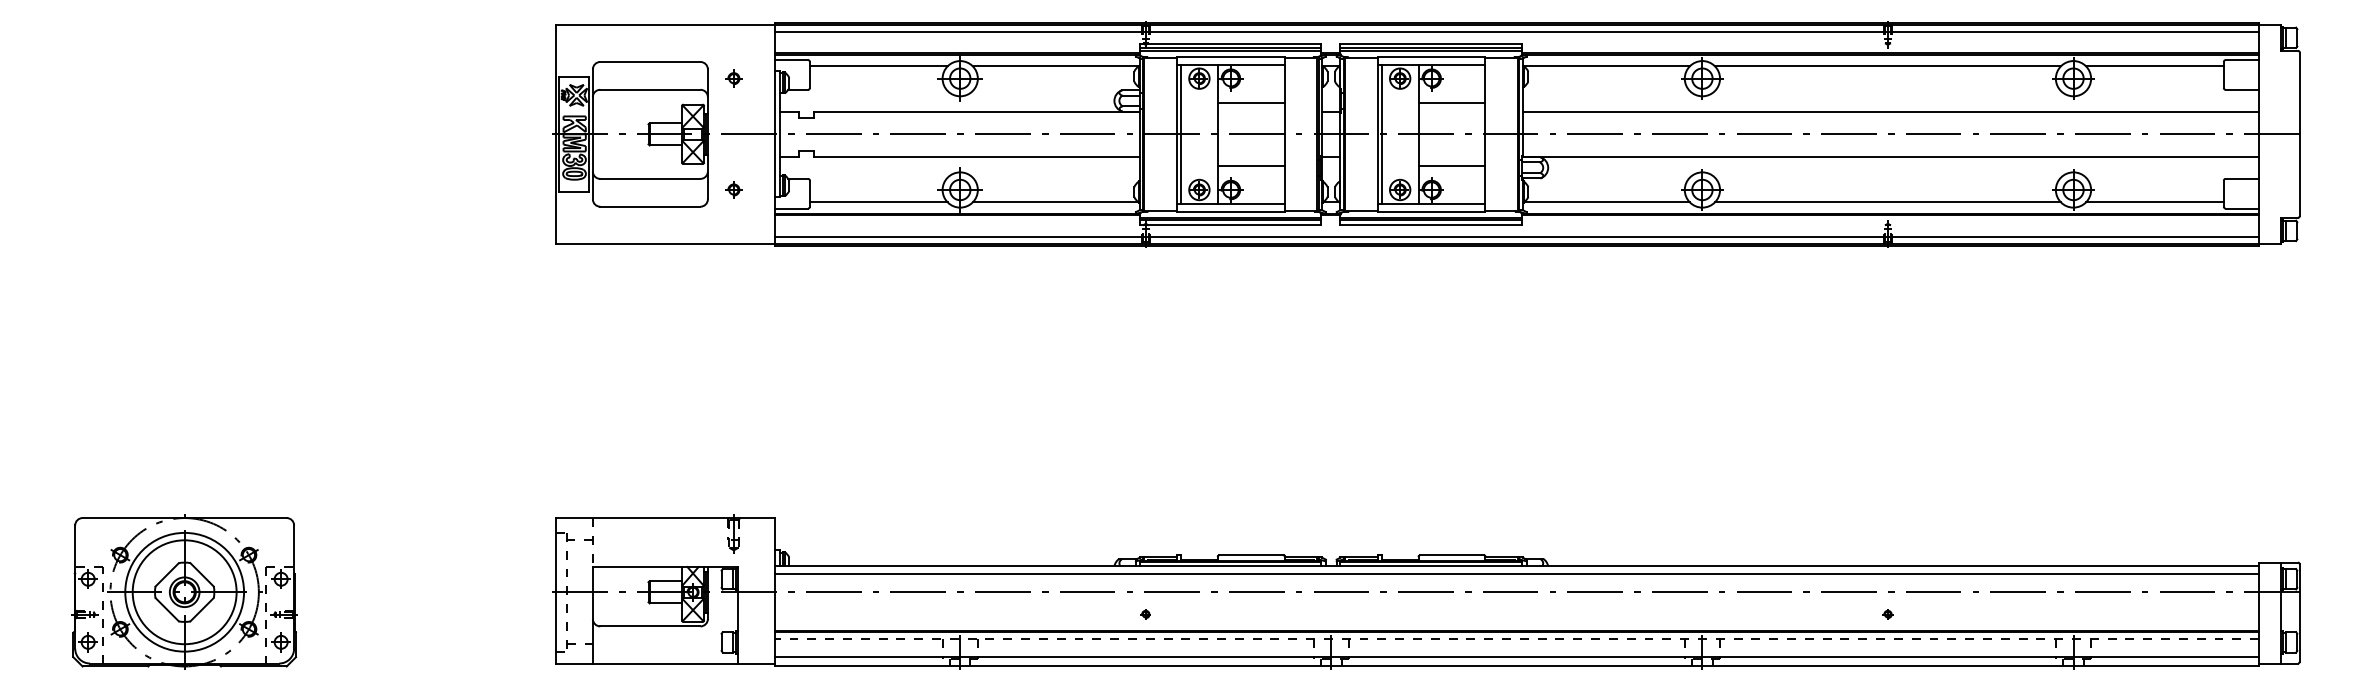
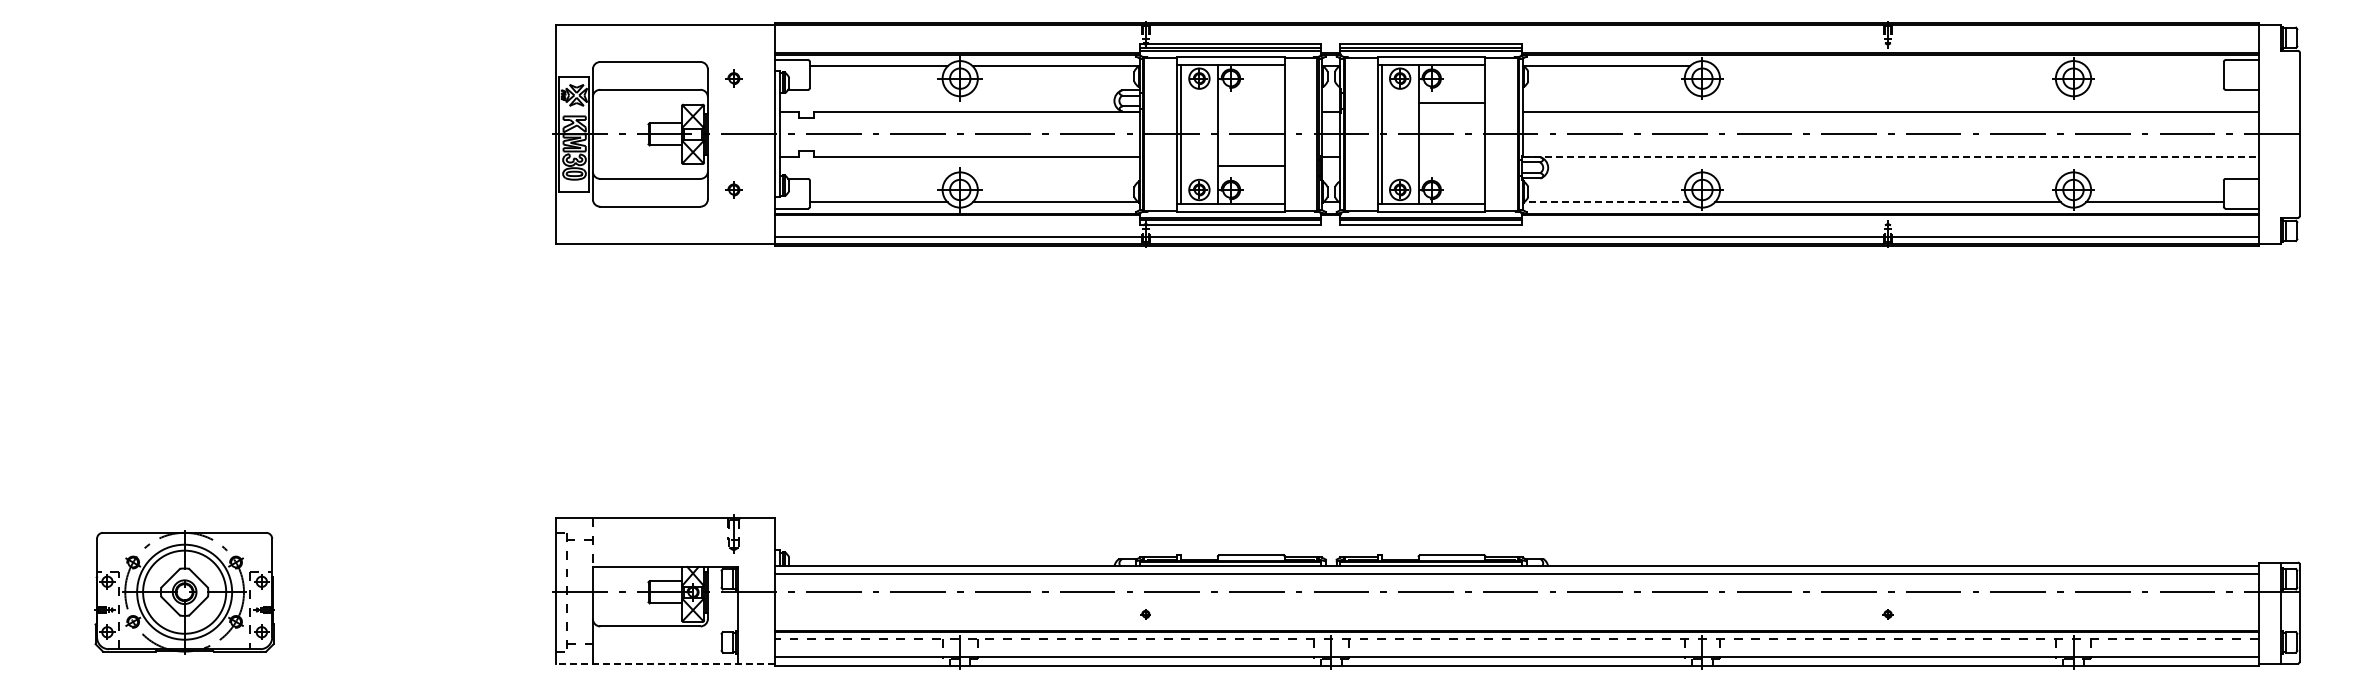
line: present -> none (1516, 31)
line: present -> none (1887, 66)
line: present -> none (2154, 66)
line: present -> none (1250, 103)
line: solid -> dashed (1891, 156)
line: present -> none (1451, 165)
line: solid -> dashed (1606, 202)
part size: 227x156 px -> 181x125 px (184, 592)
line: solid -> dashed (664, 663)
